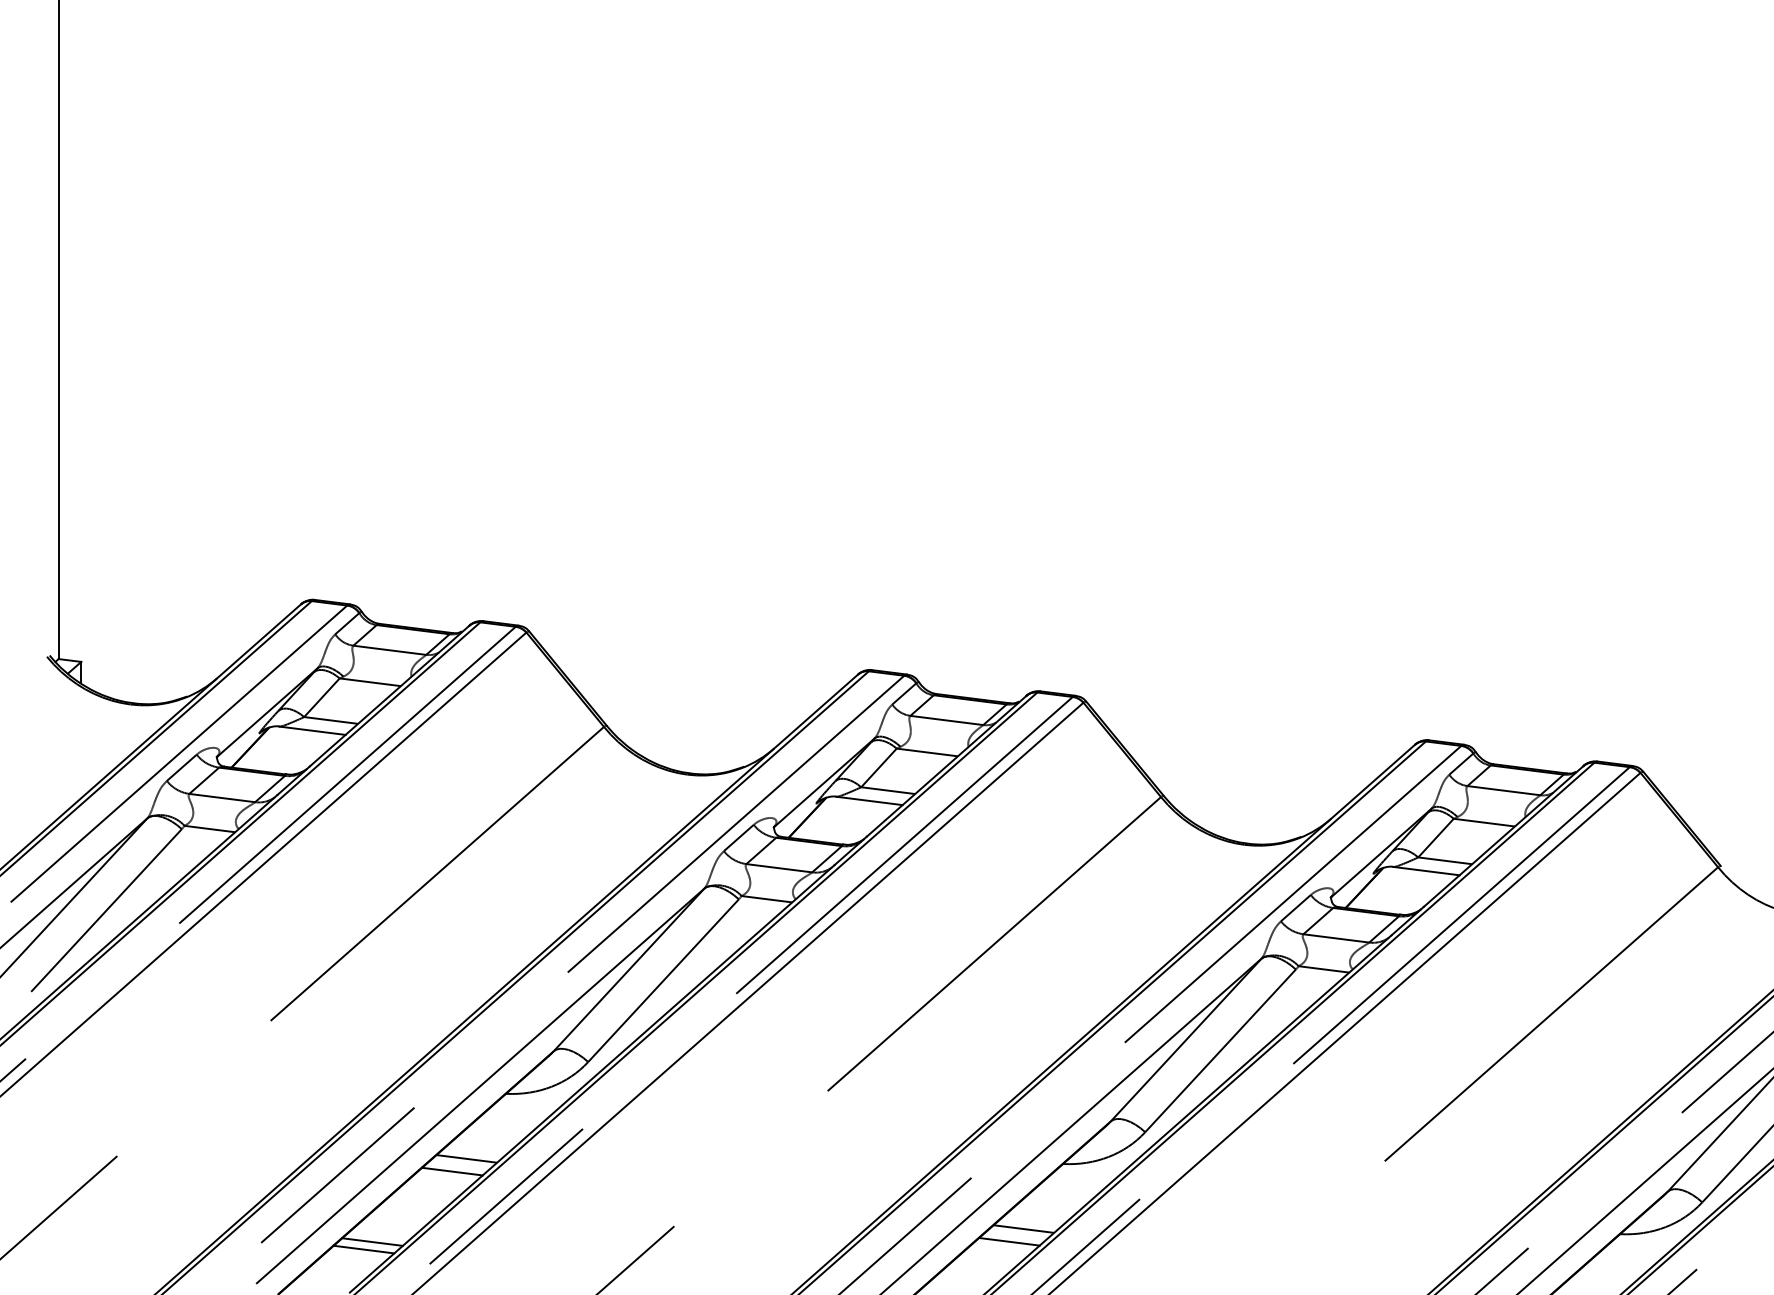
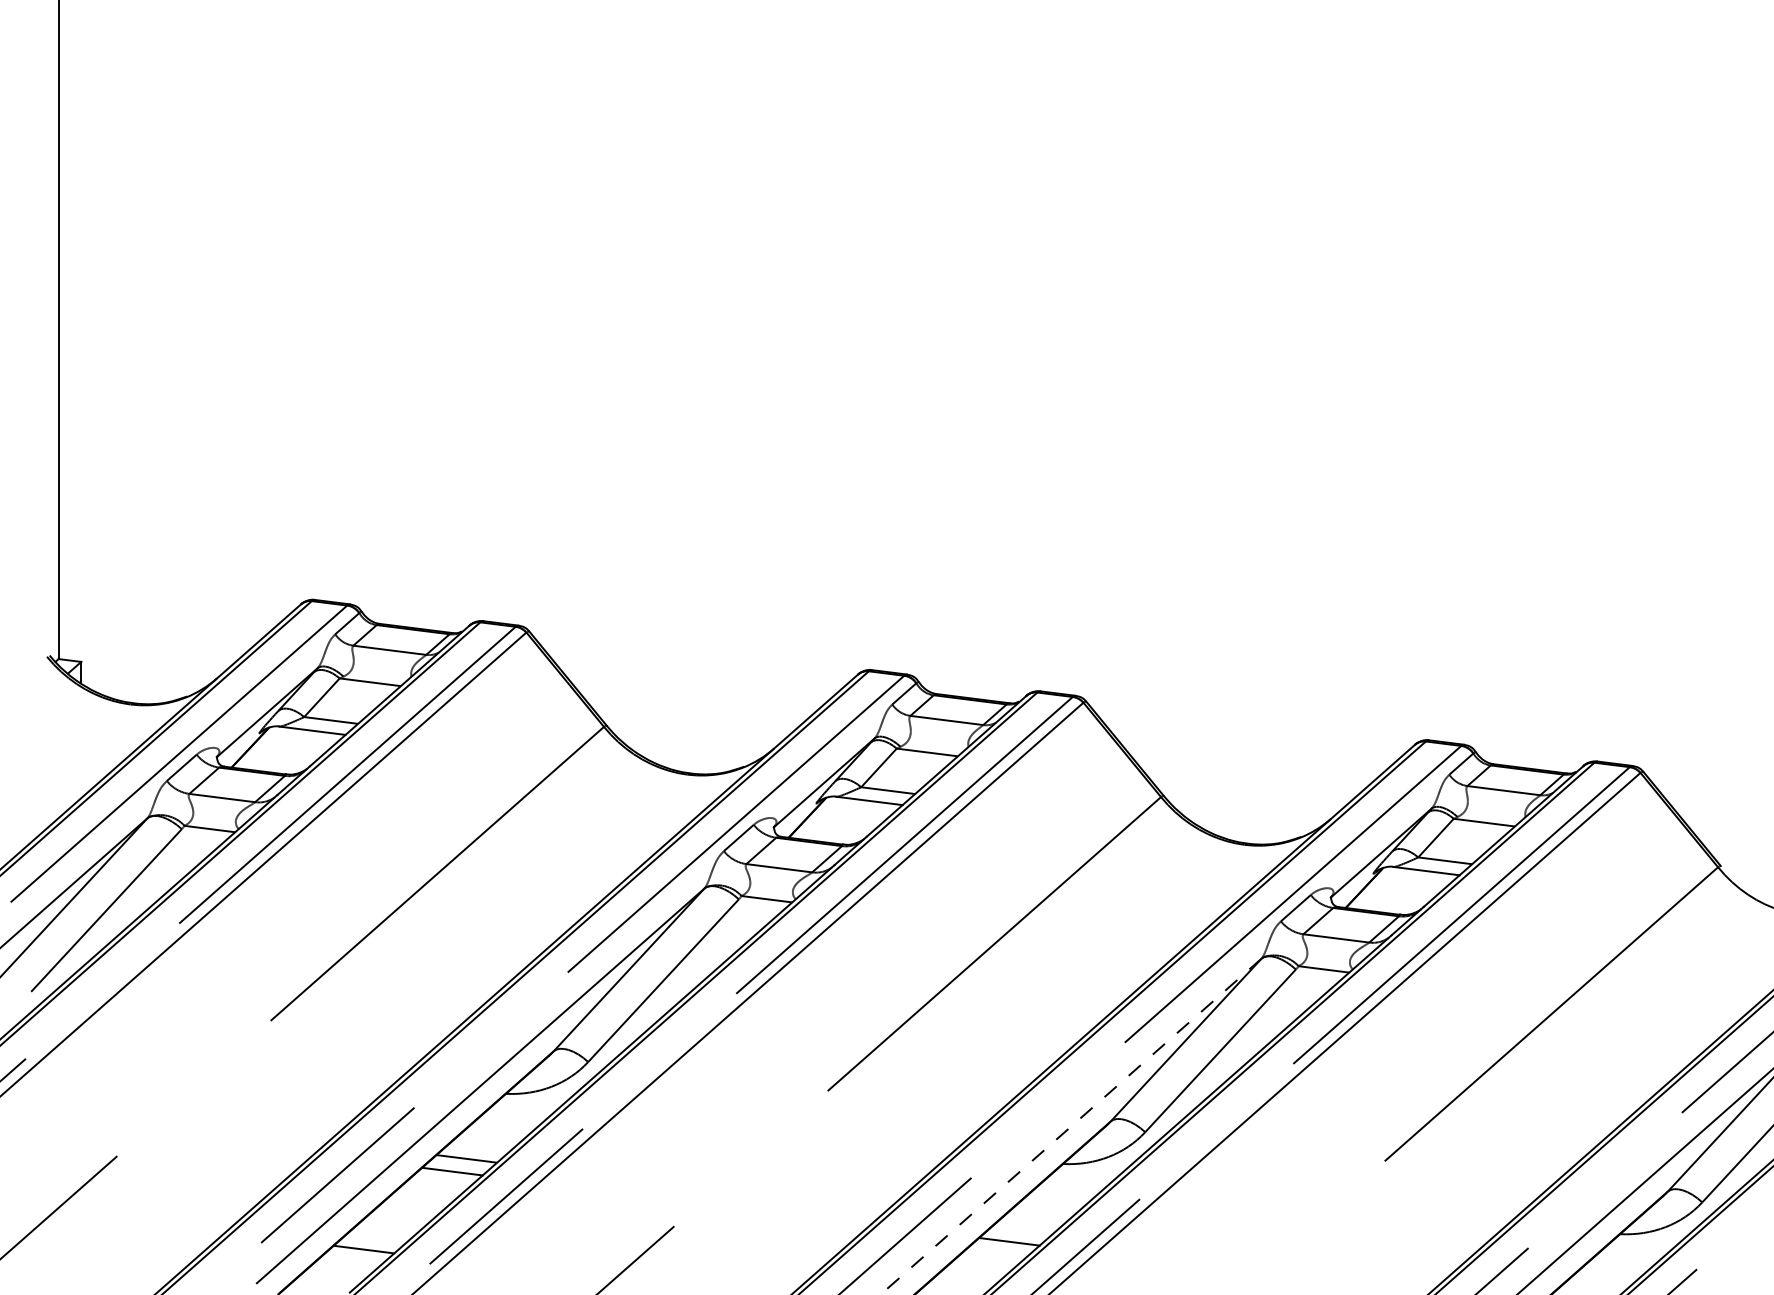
line: solid -> dashed (1071, 1126)
line: present -> none (1023, 1228)
line: present -> none (372, 1241)
